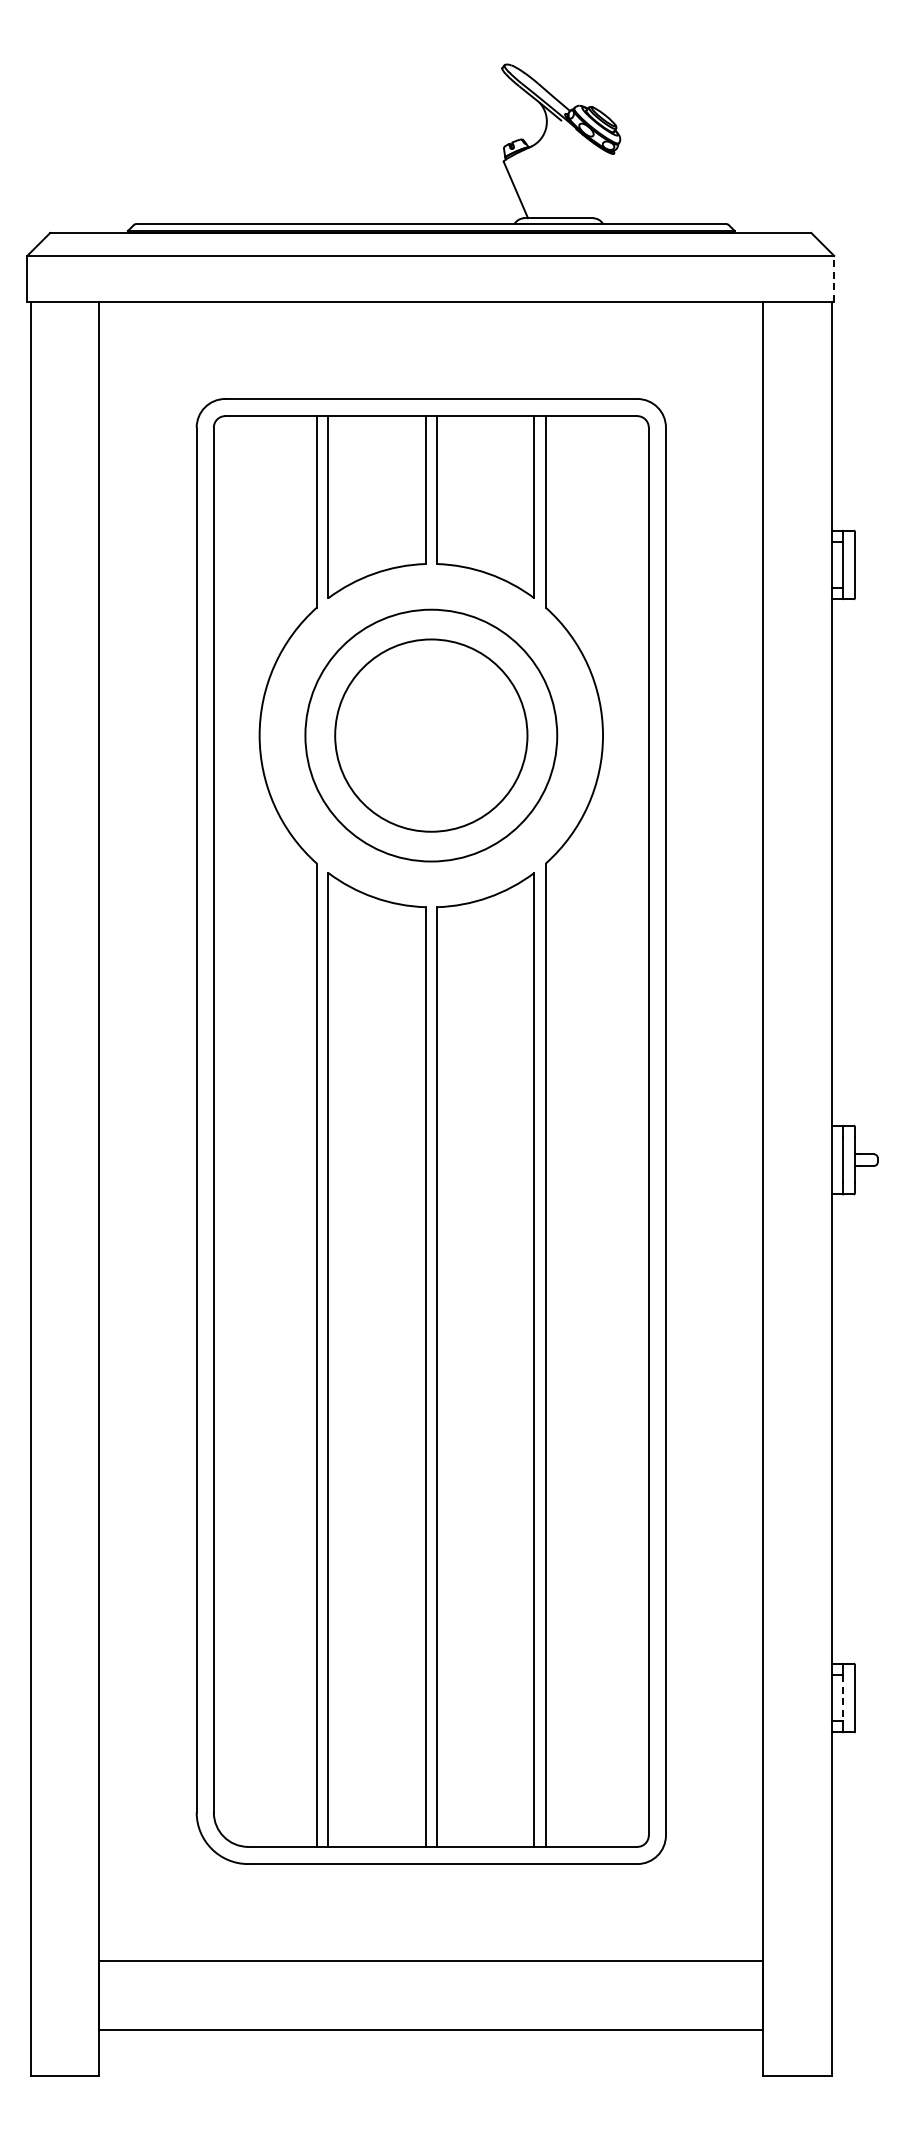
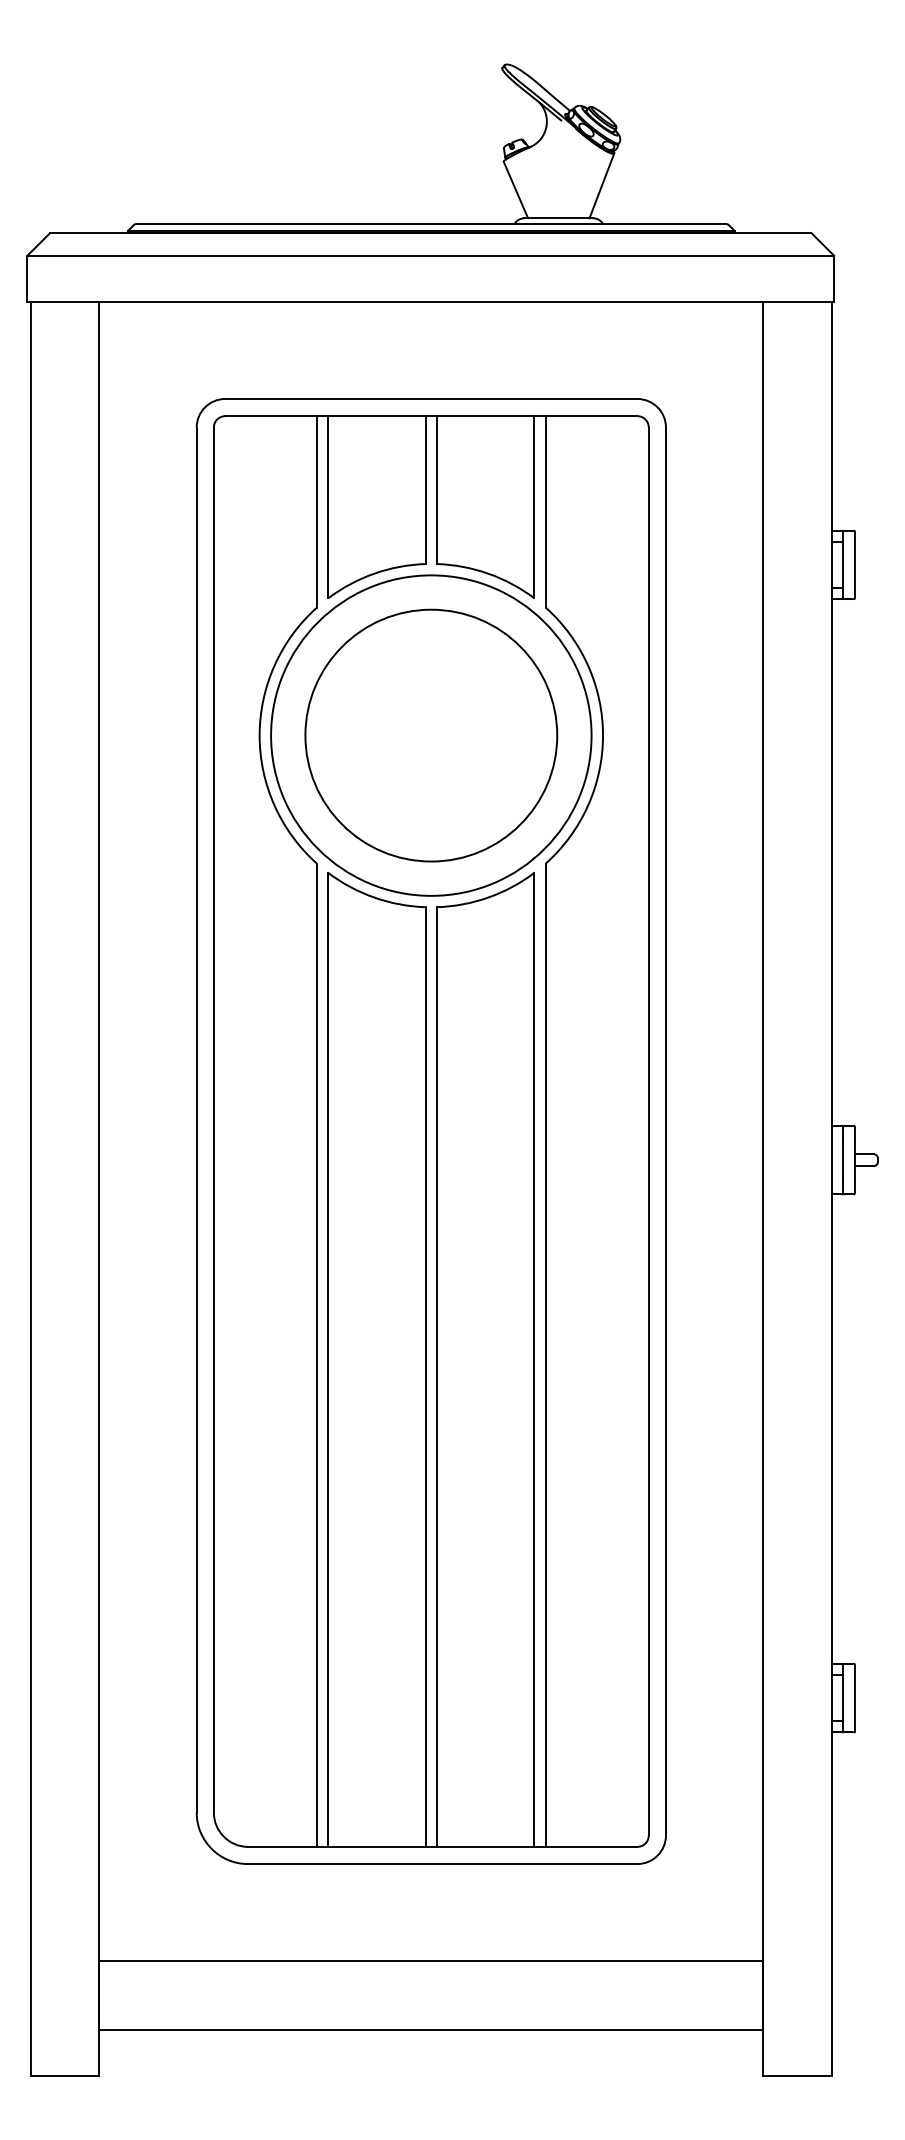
line: none -> present (601, 185)
line: dashed -> solid (834, 278)
circle diameter: 192 px -> 320 px (431, 735)
line: dashed -> solid (843, 1698)
